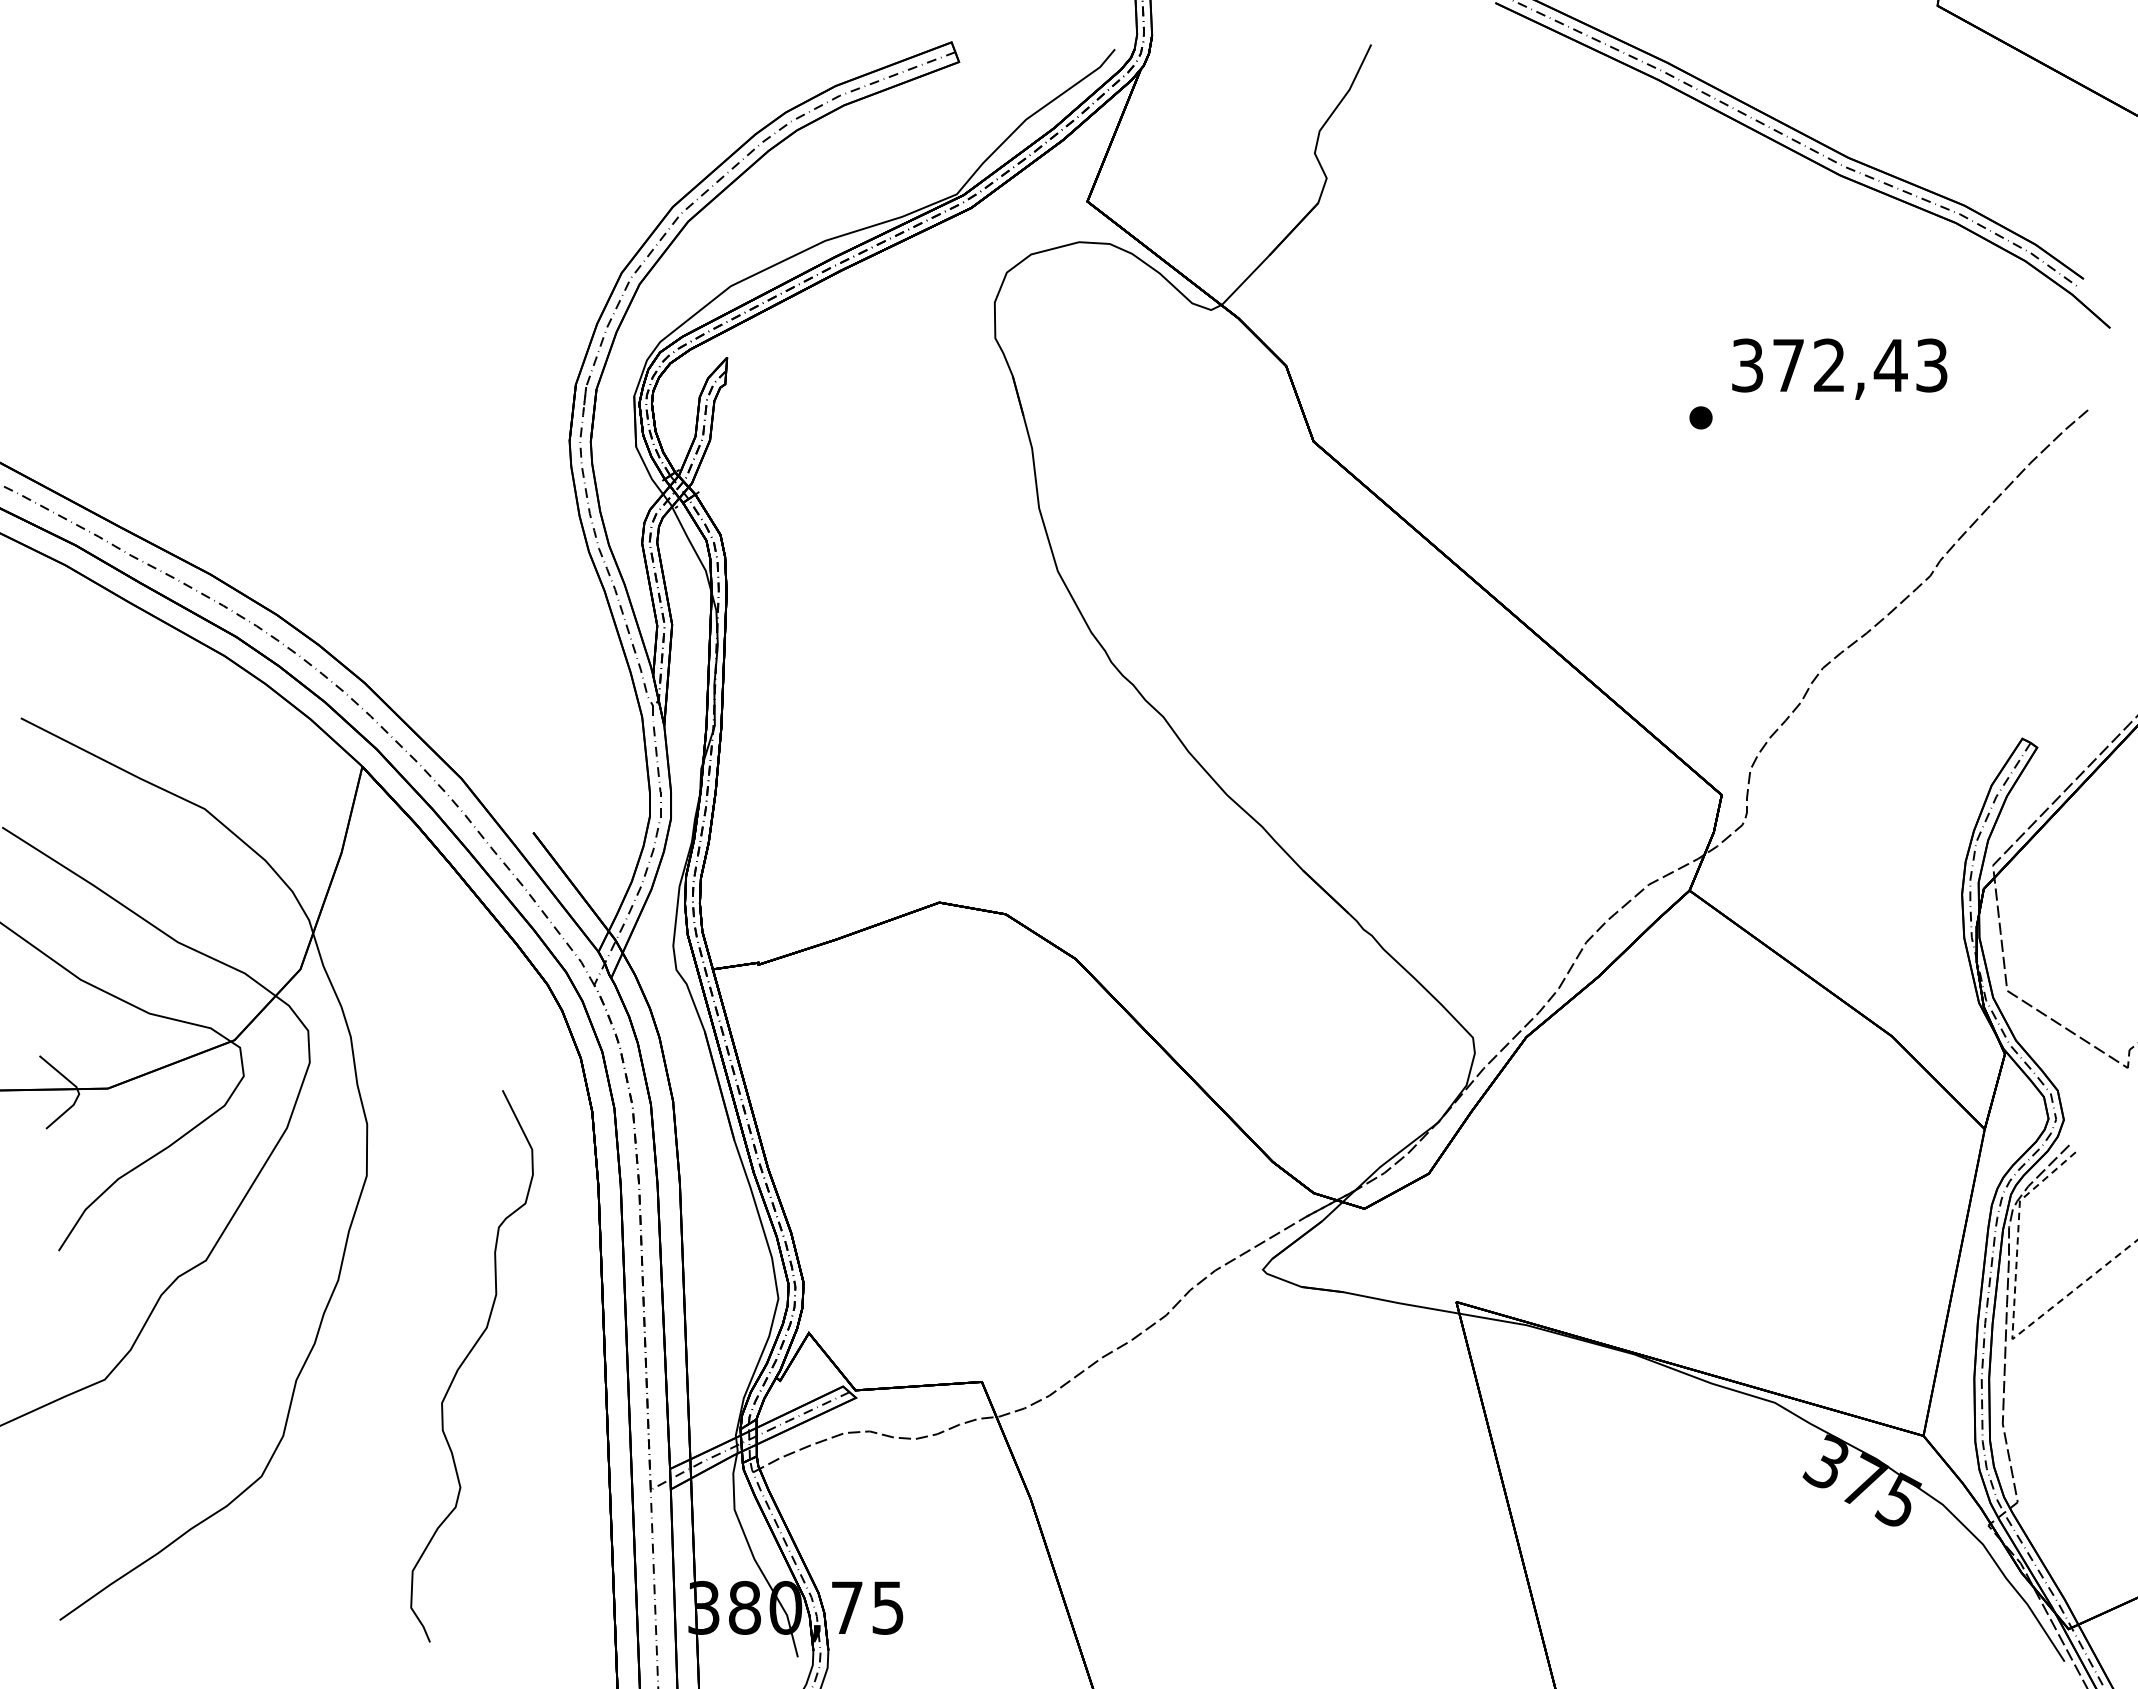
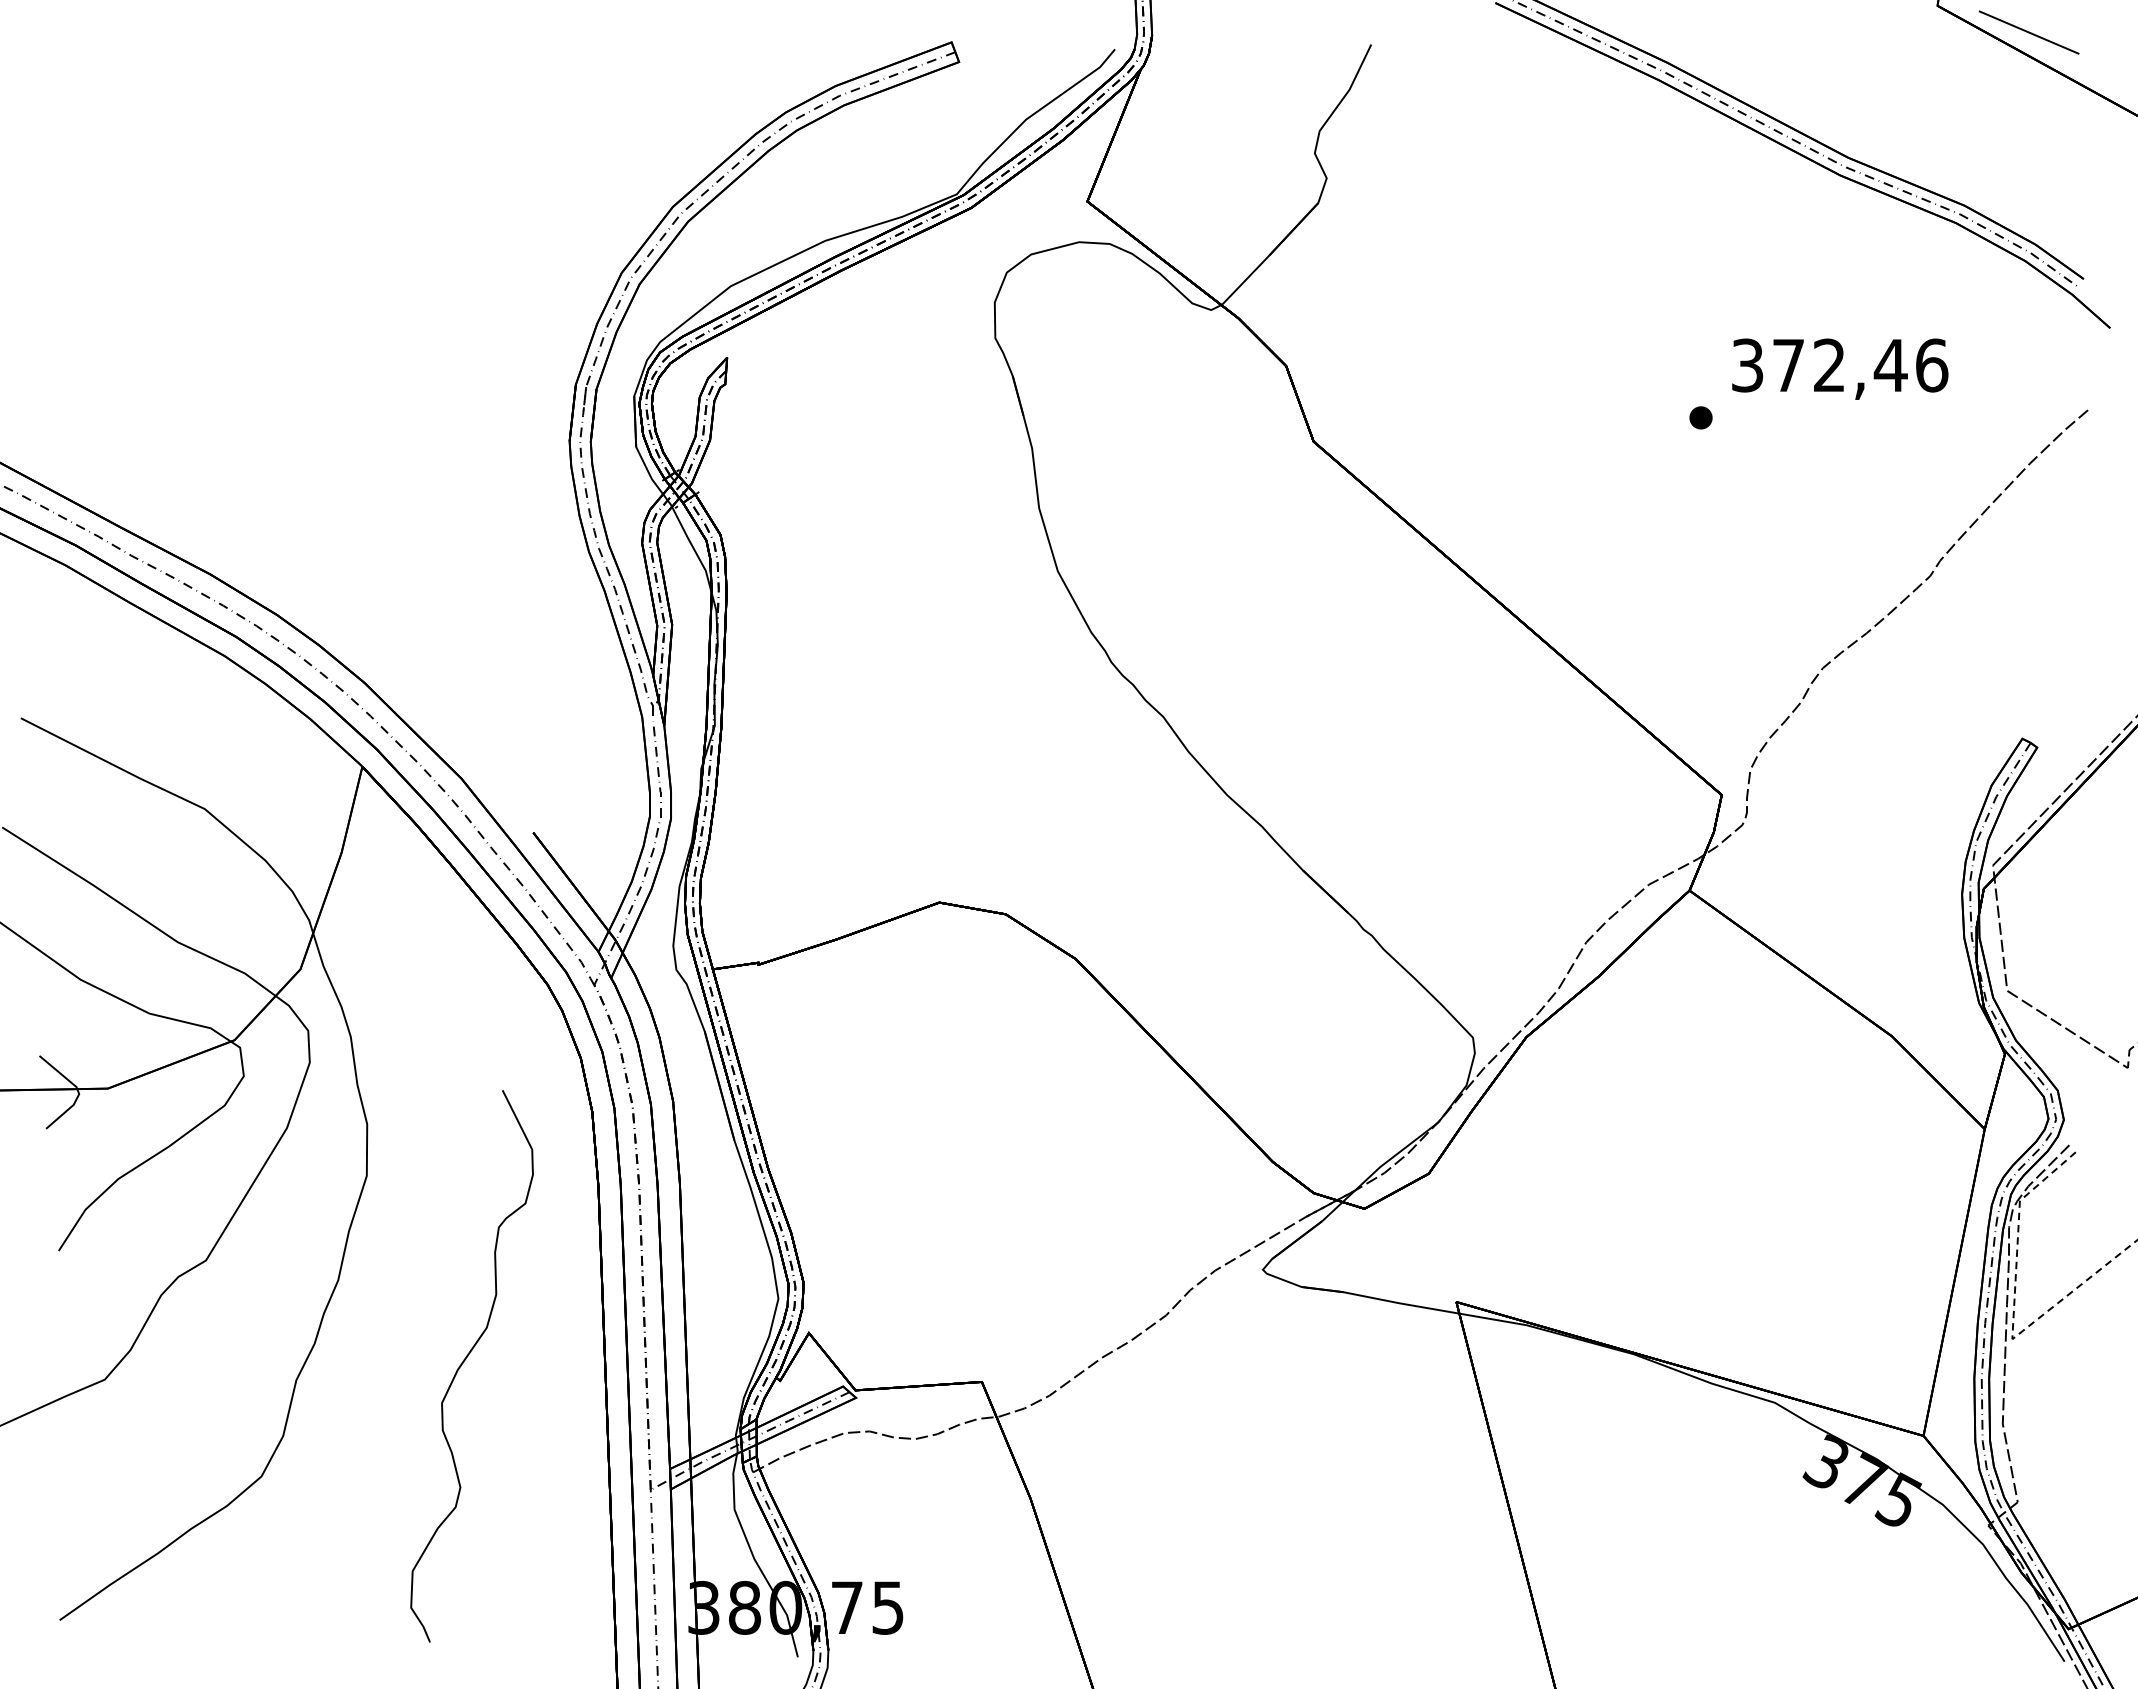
line: none -> present (2028, 32)
text: 372,43 -> 372,46 (1932, 365)
